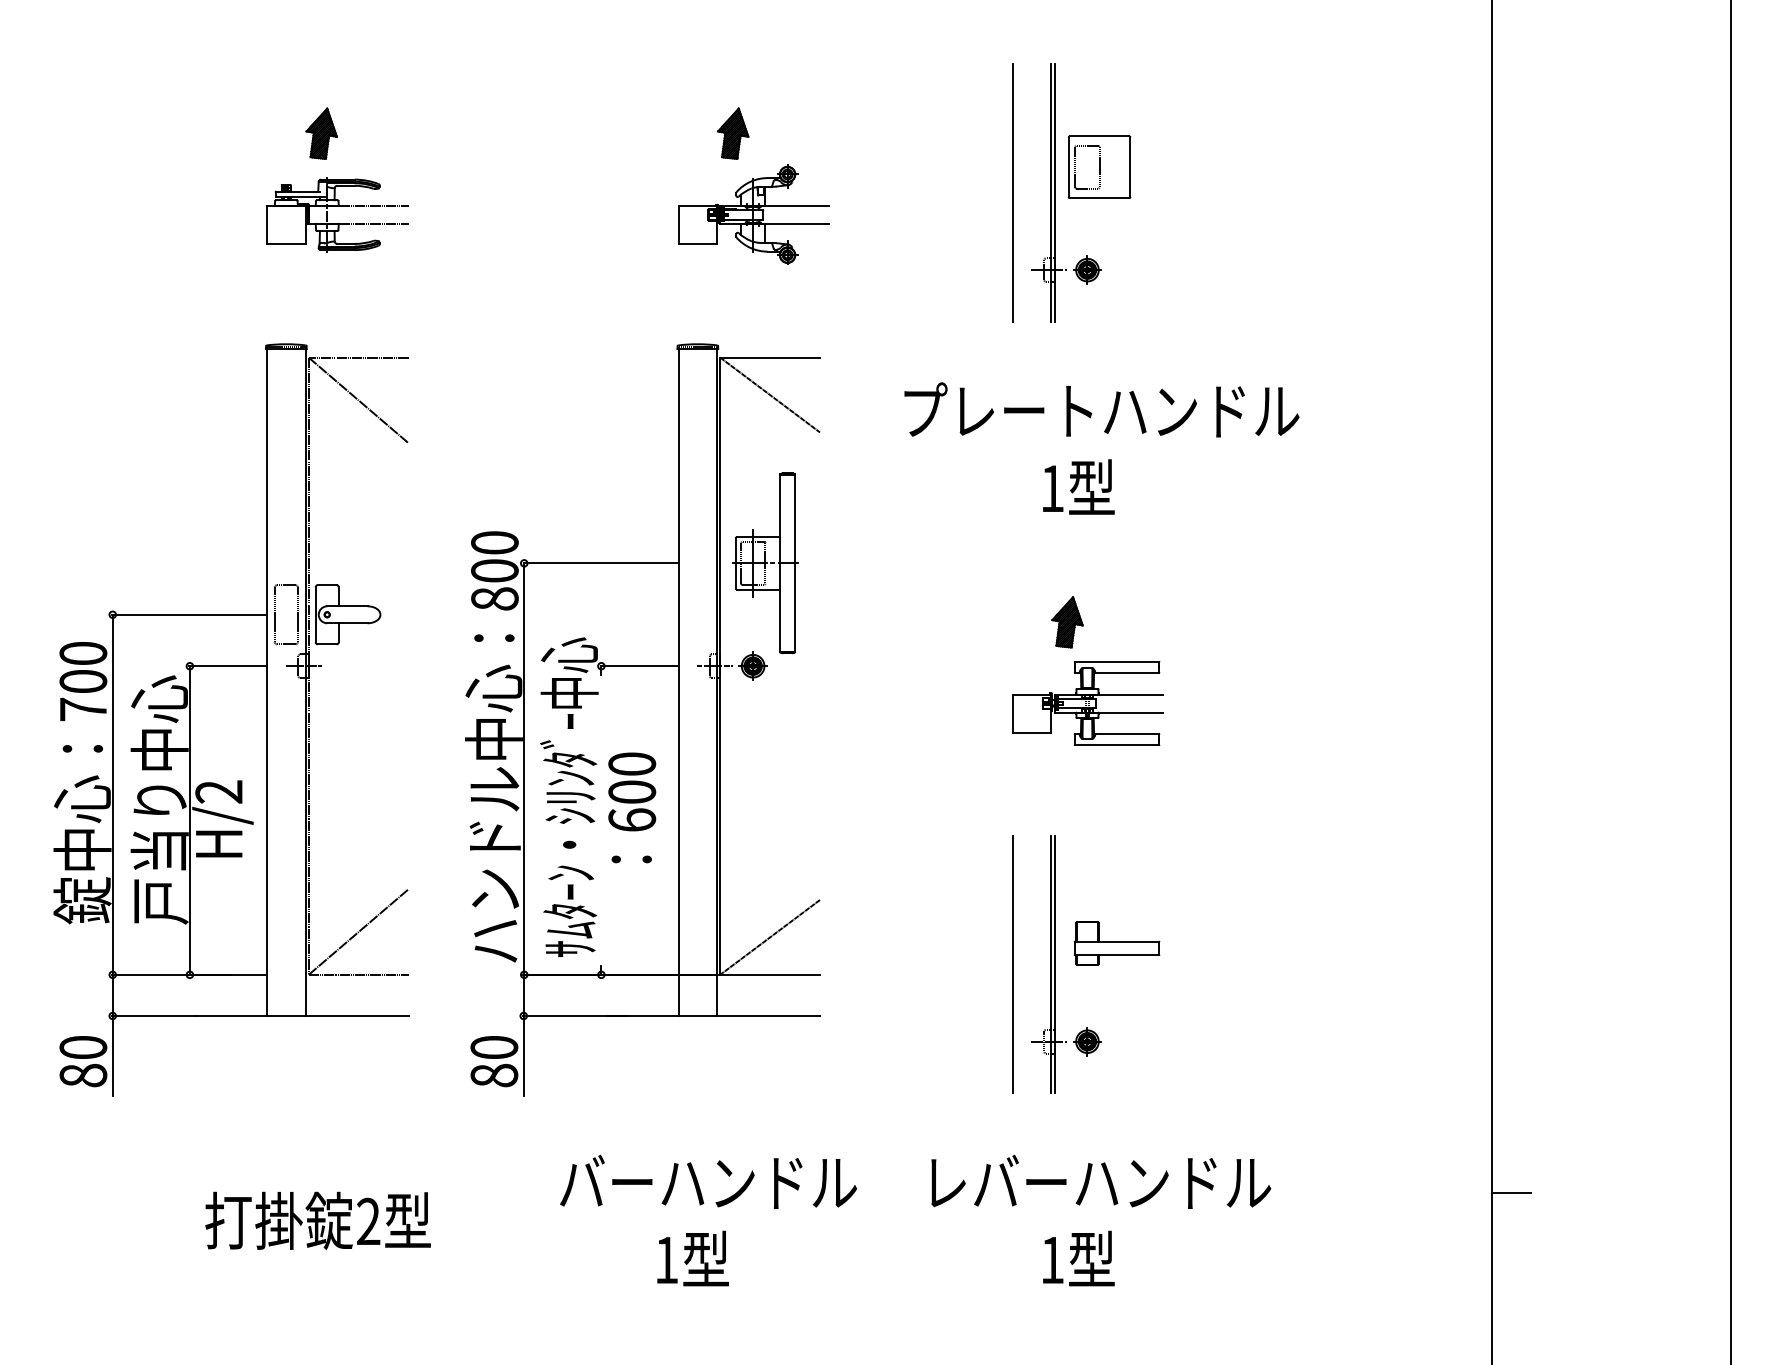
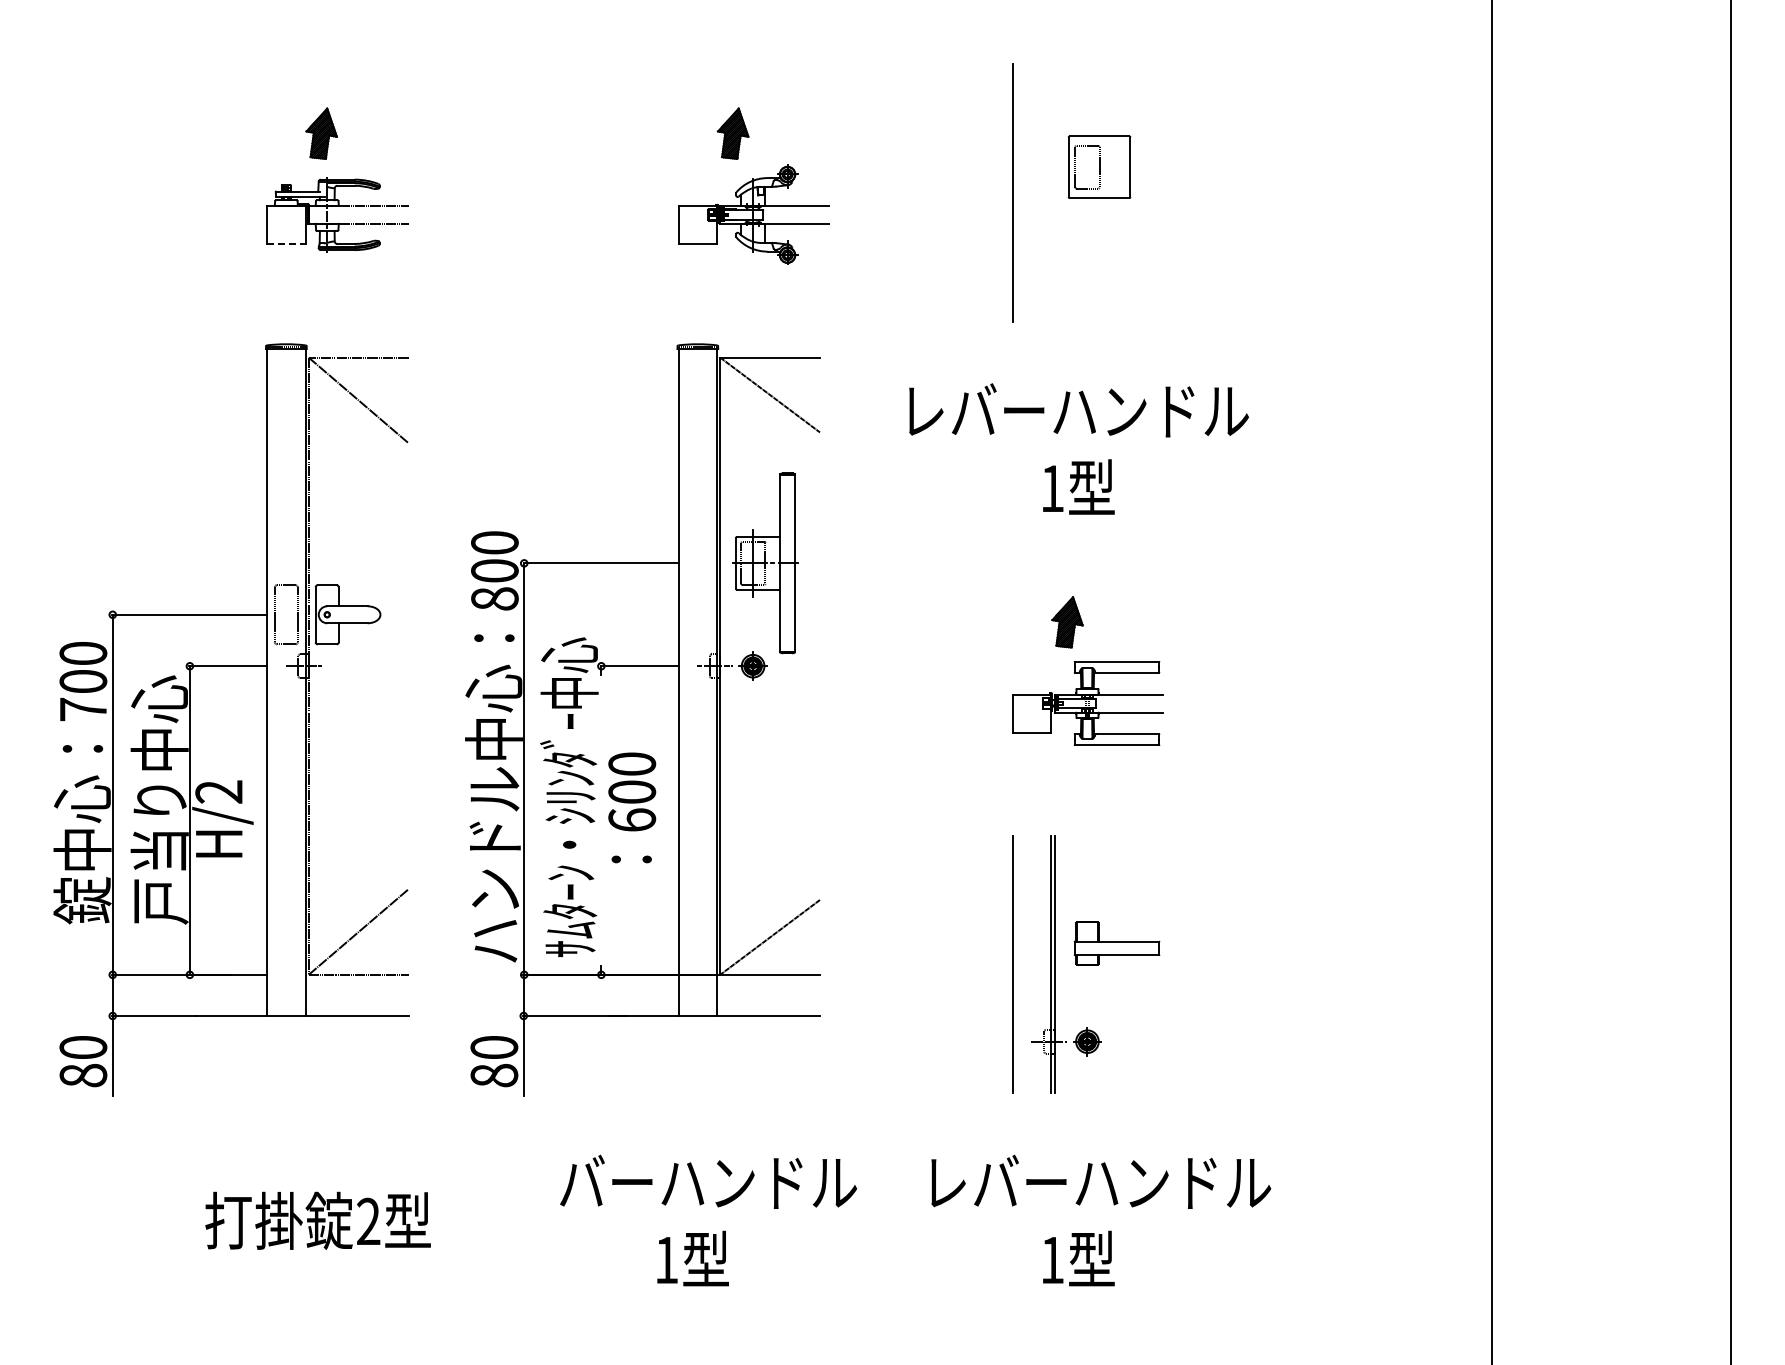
part: present -> none (1055, 192)
line: solid -> dashed (286, 244)
text: プレートハンドル -> レバーハンドル (1101, 409)
line: present -> none (1511, 1192)
